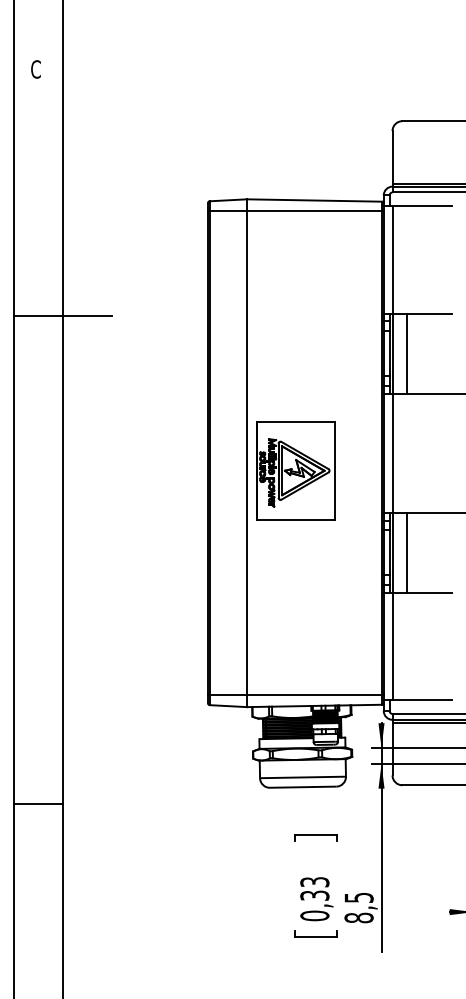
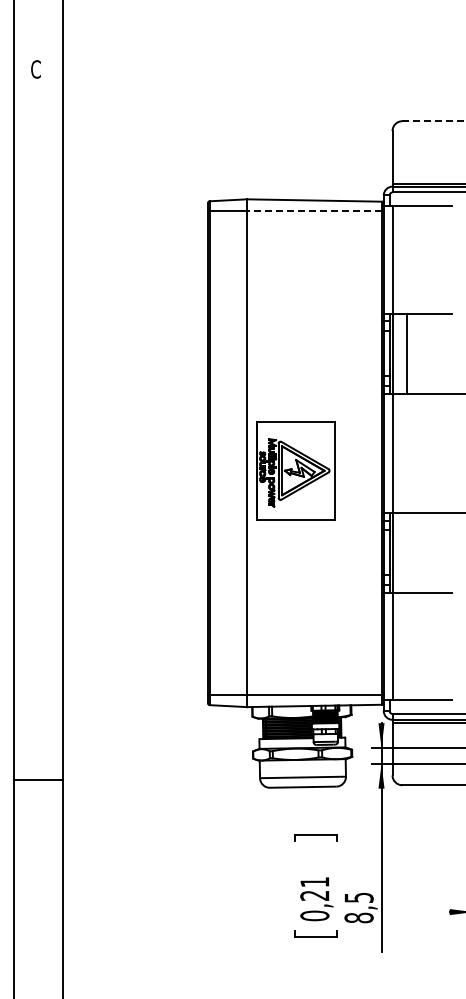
line: solid -> dashed (434, 121)
line: solid -> dashed (313, 211)
line: present -> none (62, 315)
line: present -> none (407, 552)
line position: (37, 804) -> (37, 780) (37, 780)
text: 0,33 -> 0,21 (314, 888)
